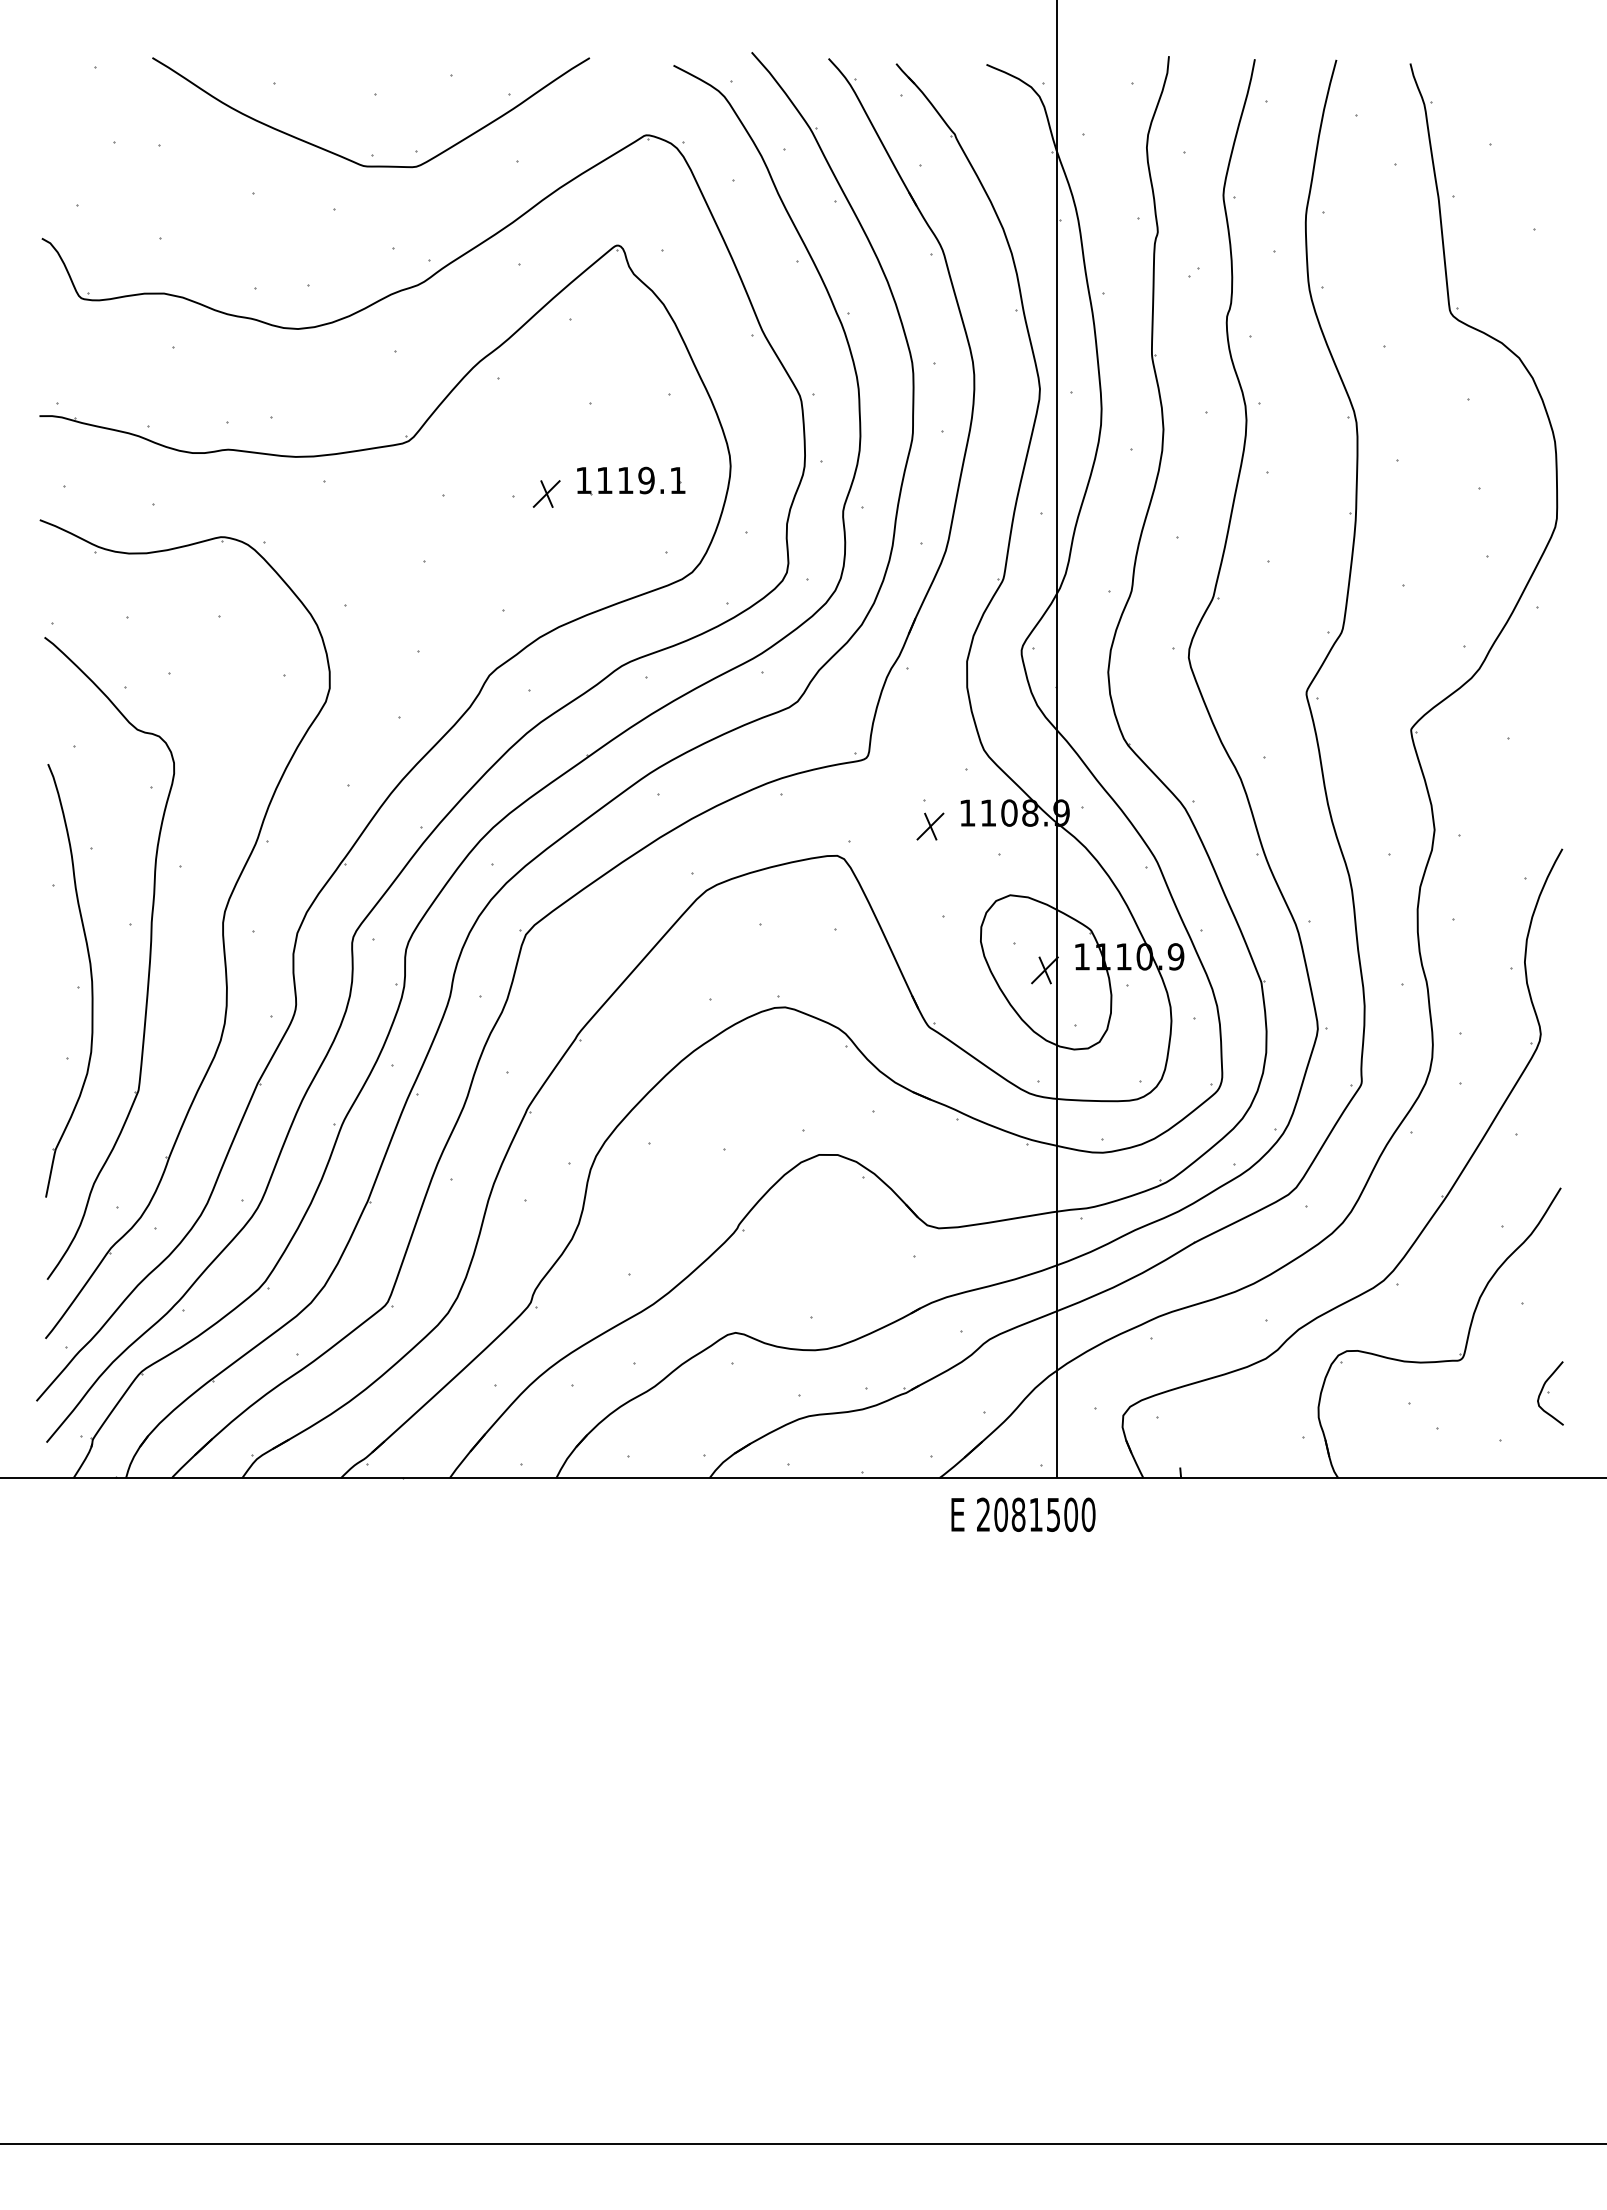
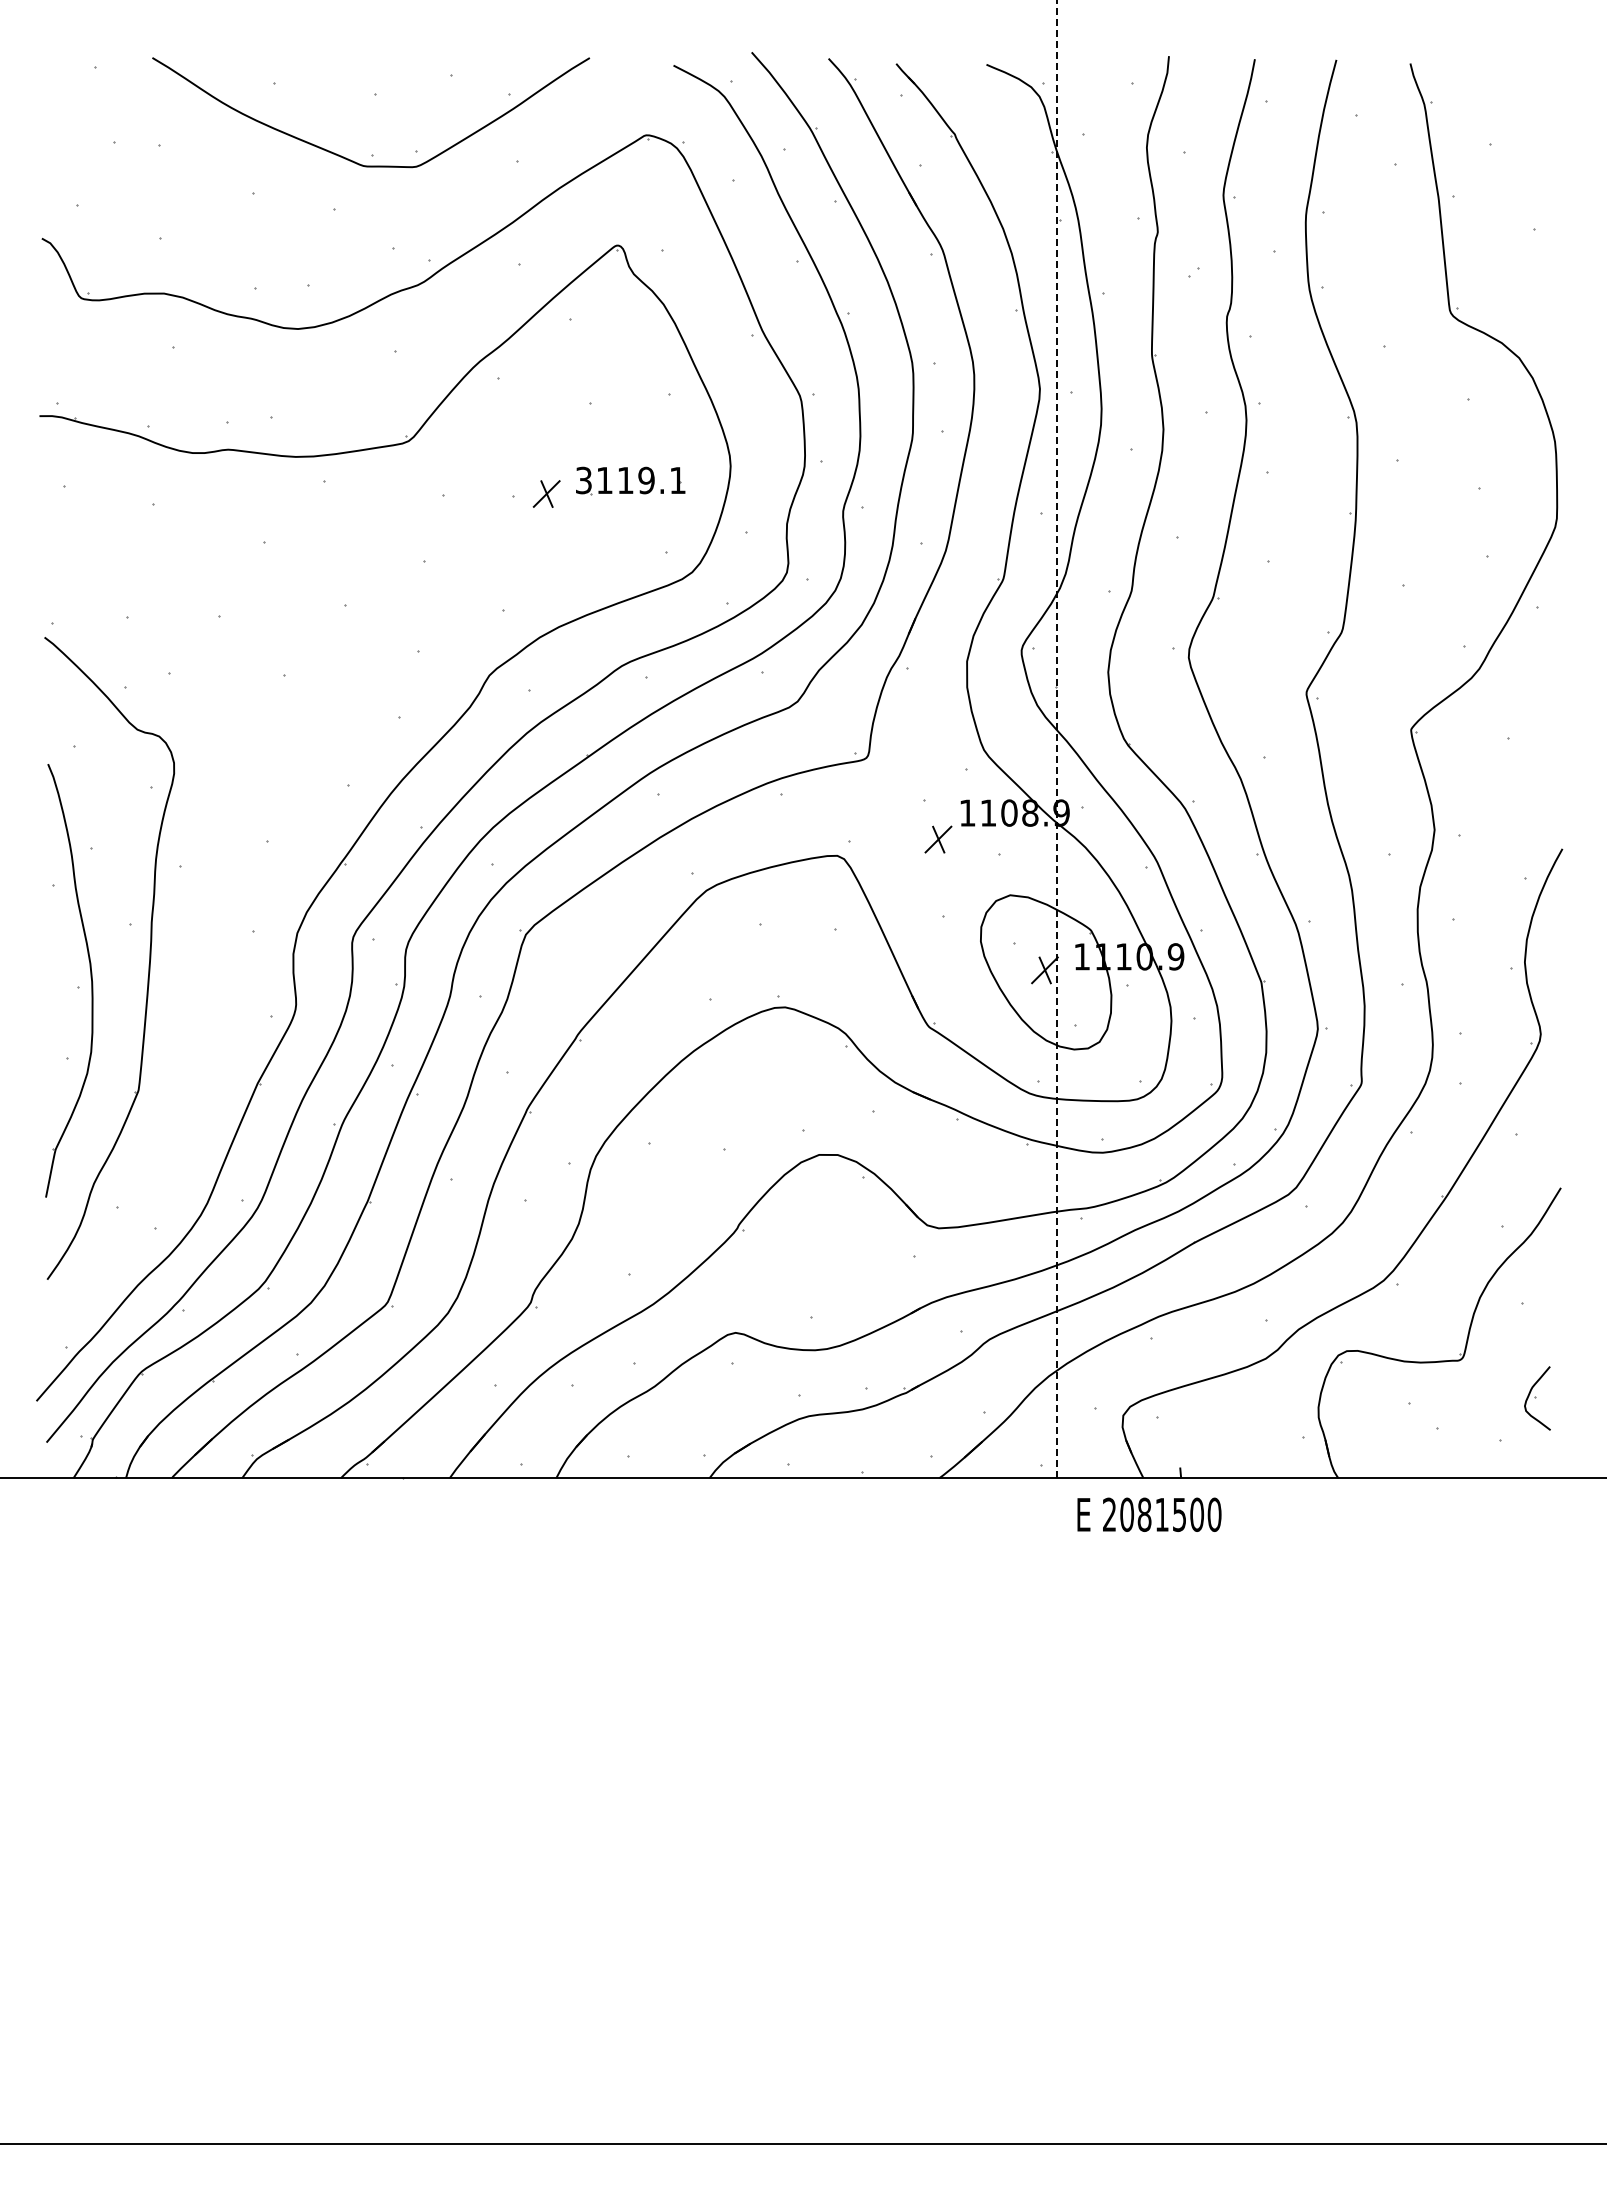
text: 1119.1 -> 3119.1 (583, 480)
line: solid -> dashed (1057, 739)
part position: (930, 826) -> (938, 839) (938, 839)
part: present -> none (222, 929)
part position: (1550, 1393) -> (1537, 1398) (1537, 1398)
text position: (1023, 1514) -> (1149, 1514) (1149, 1514)
